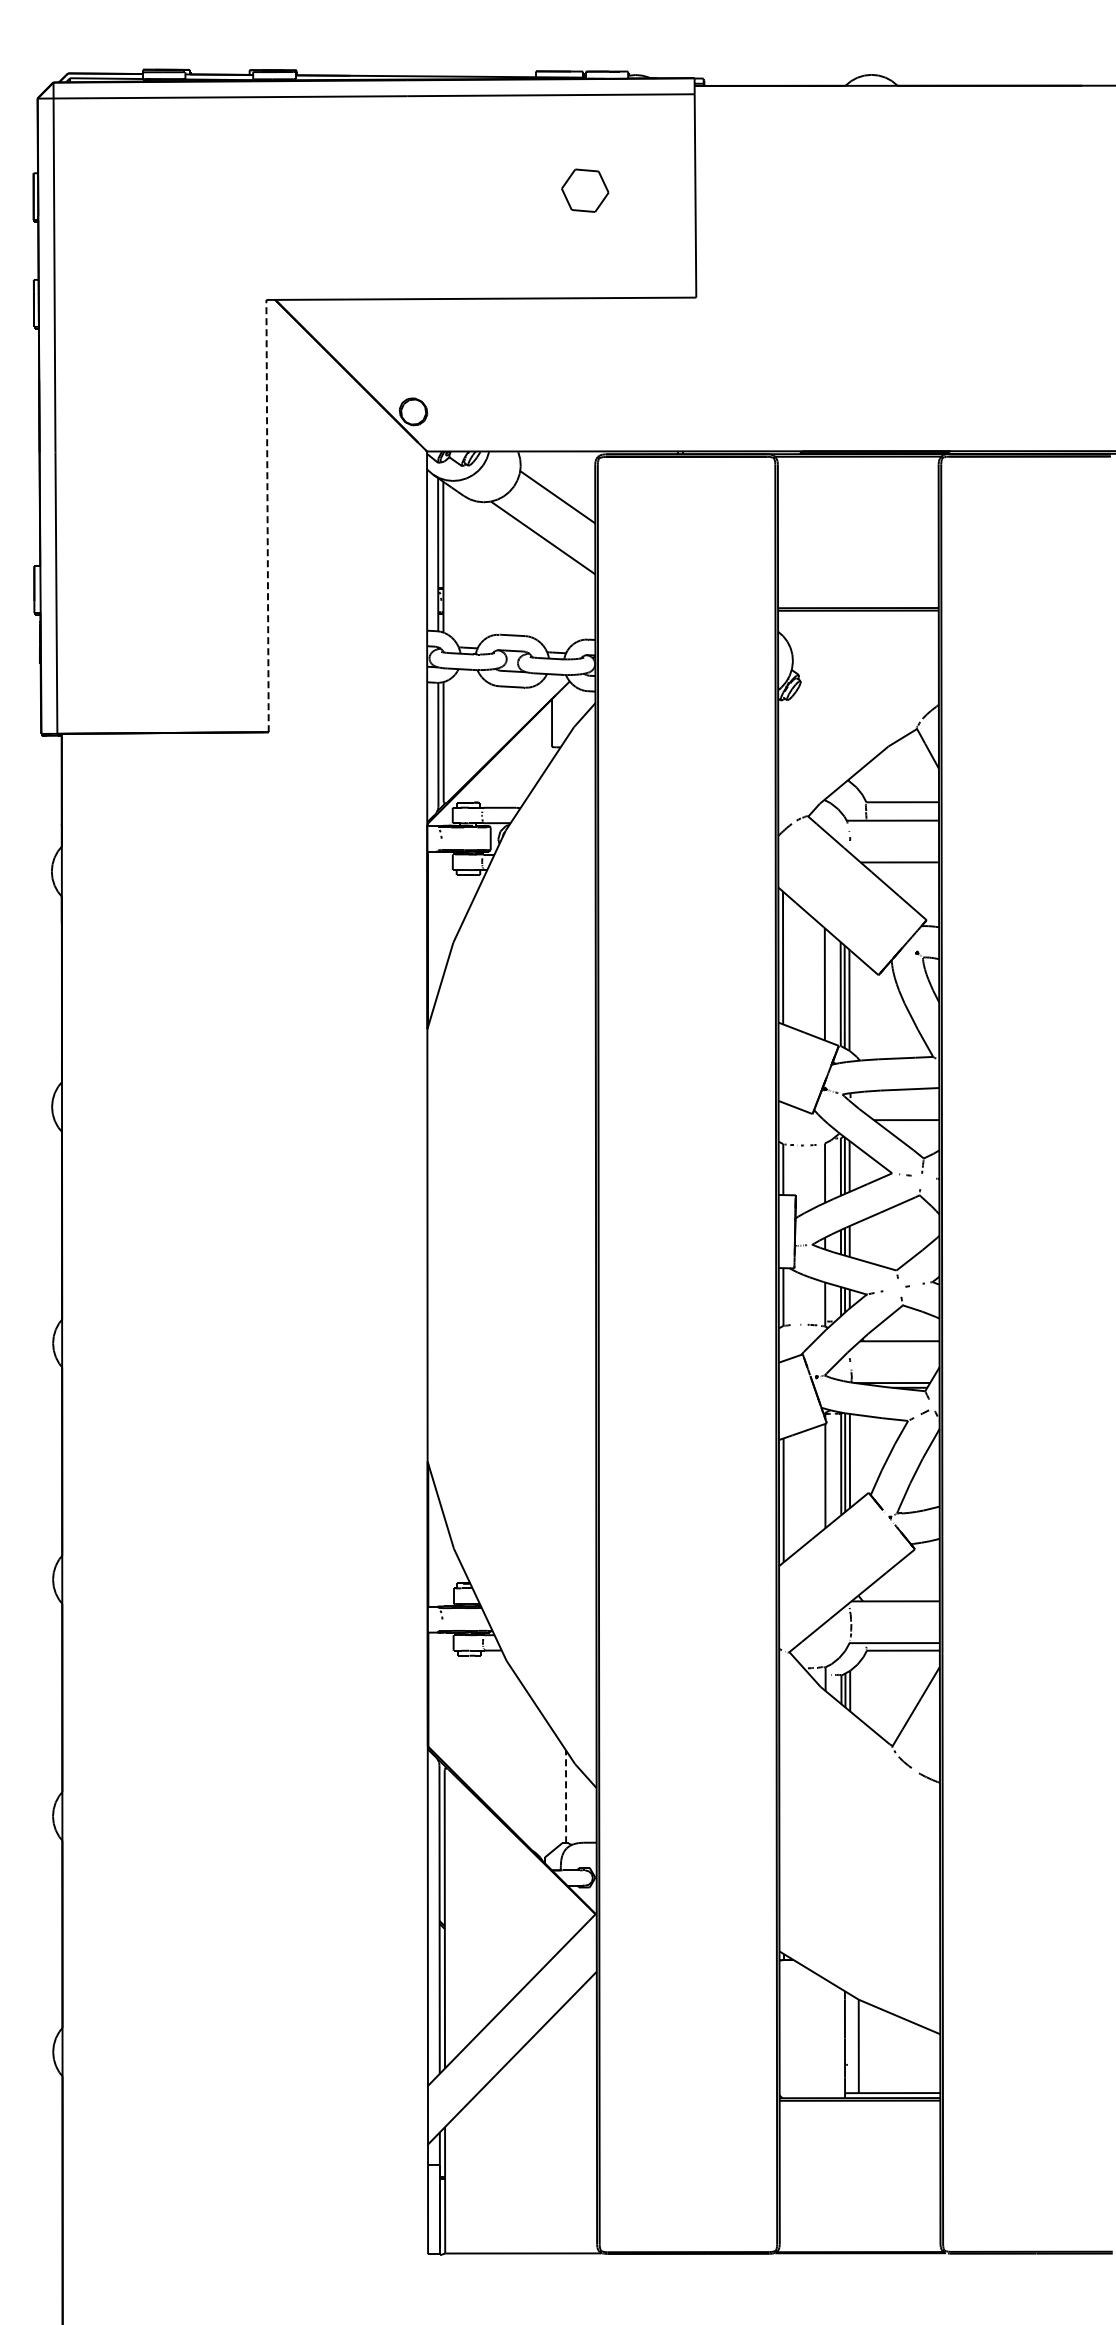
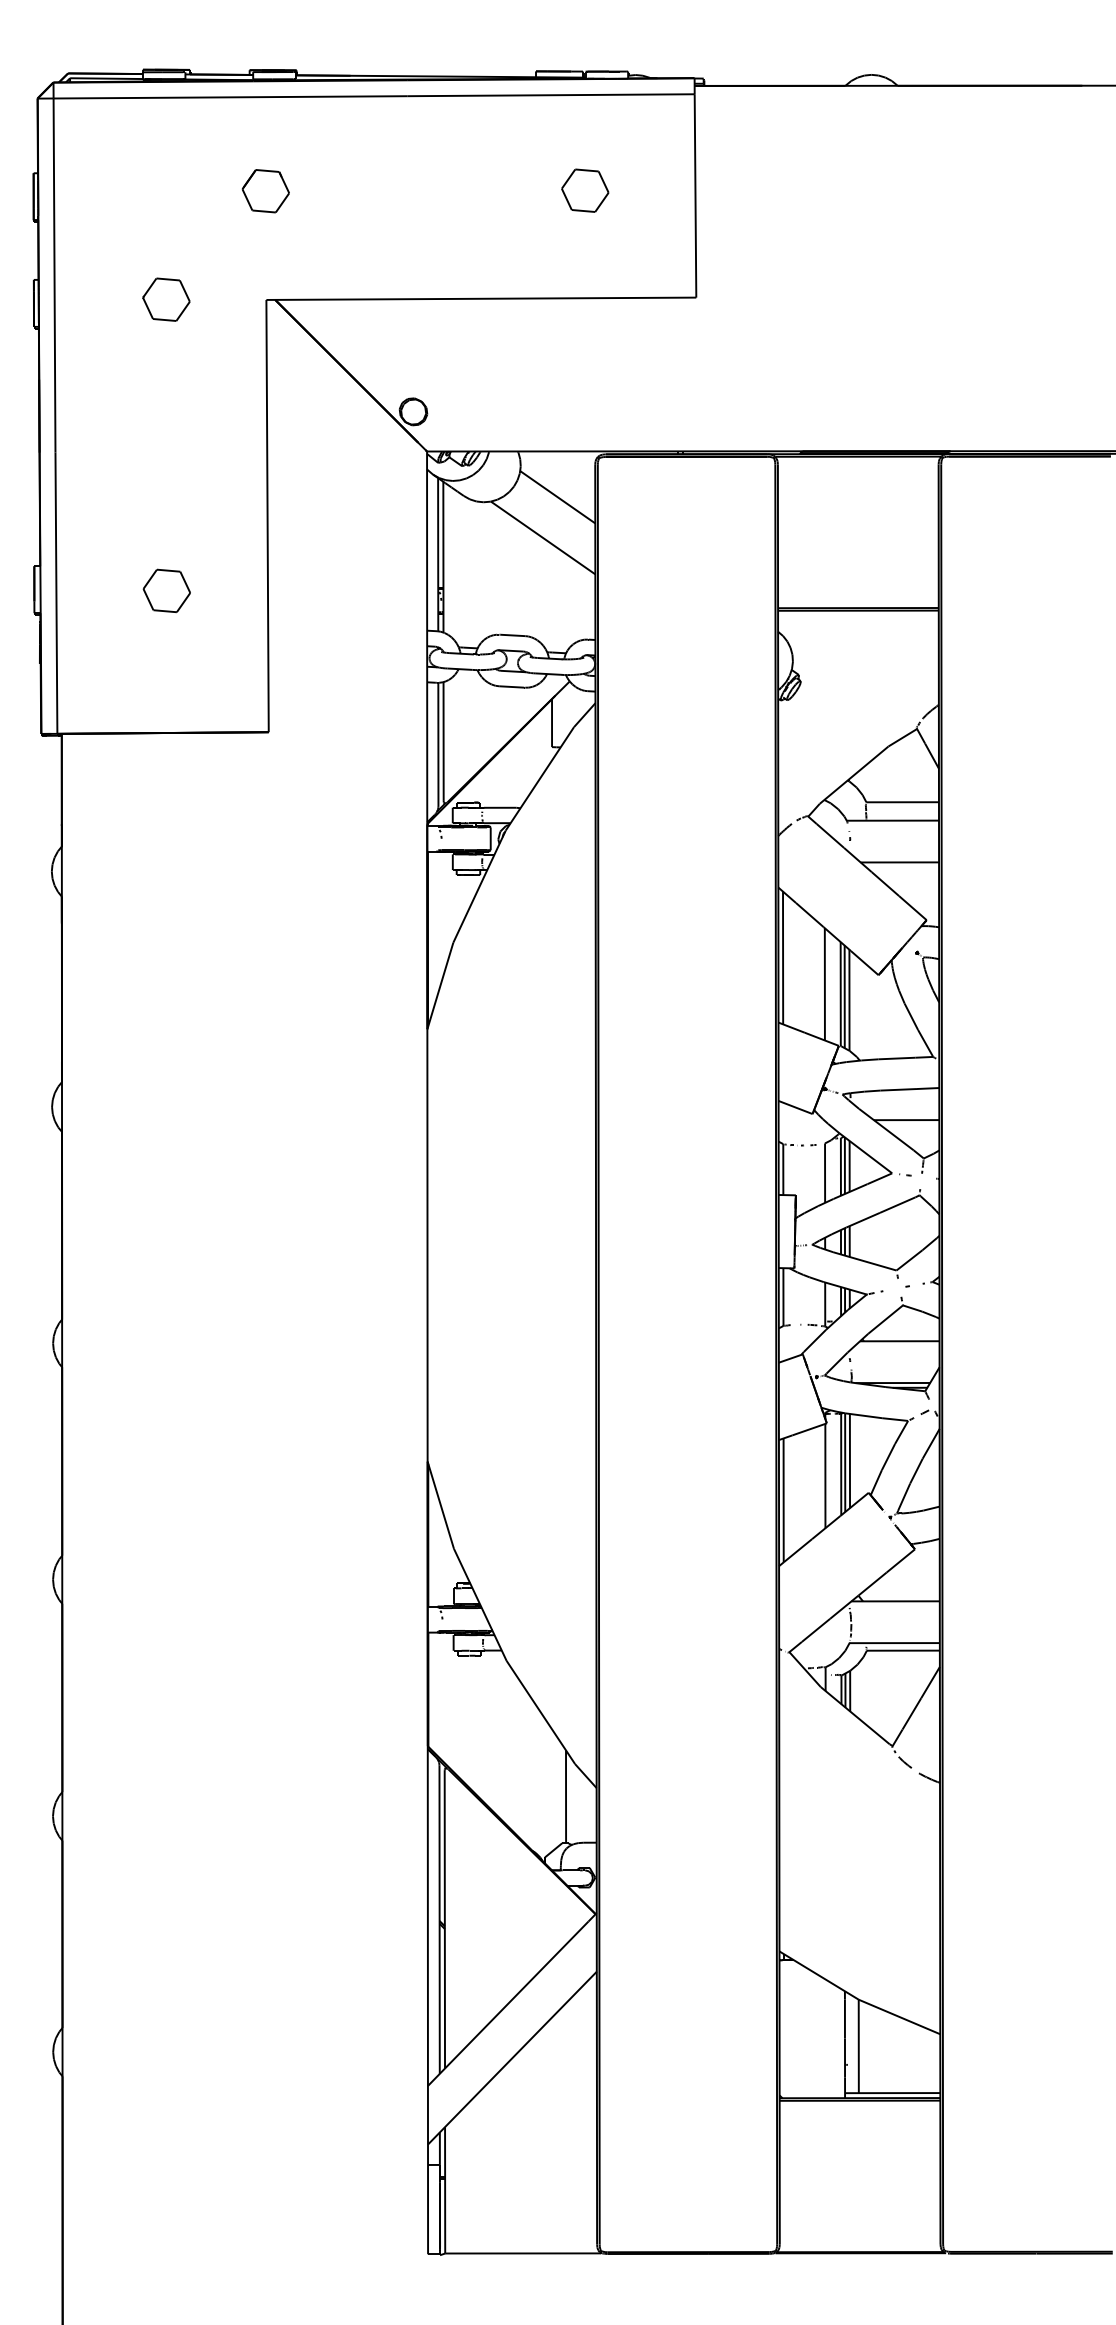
part: none -> present (265, 191)
part: none -> present (166, 299)
line: dashed -> solid (267, 515)
part: none -> present (166, 590)
line: dashed -> solid (566, 1796)
